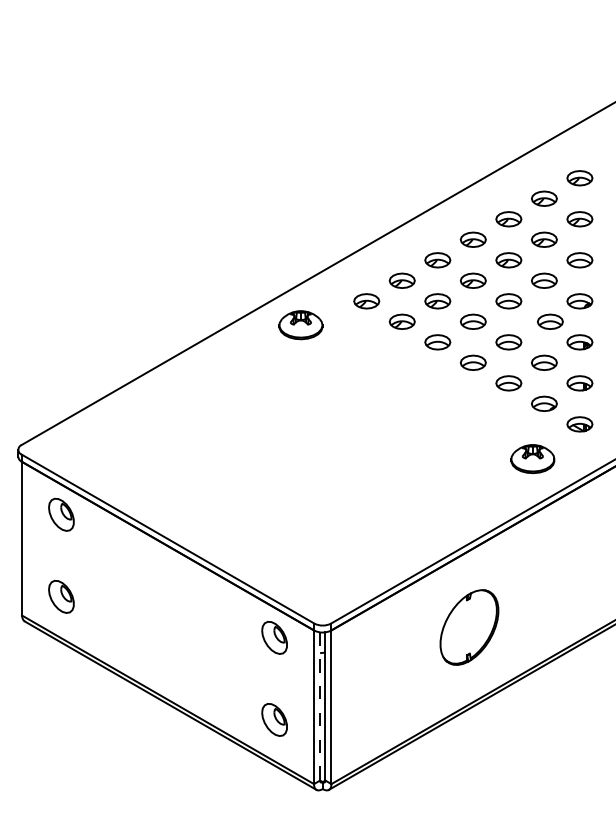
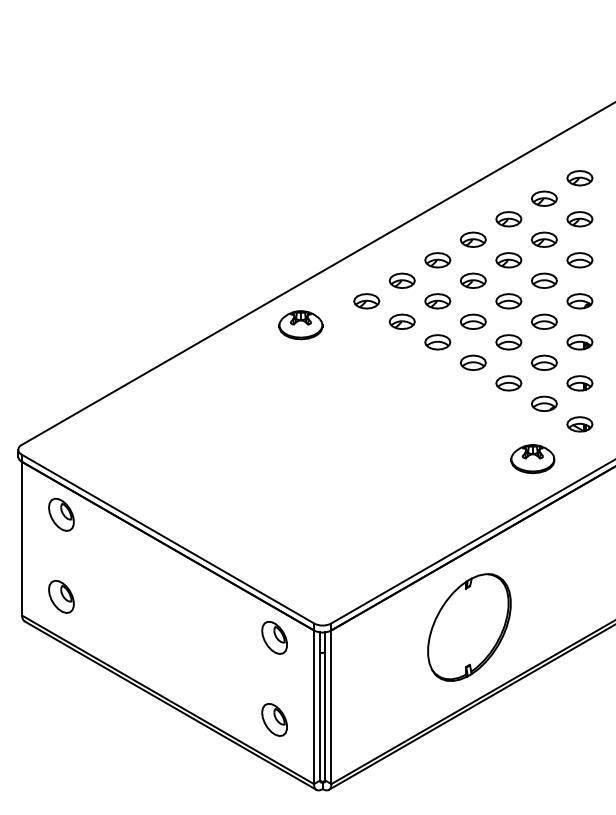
part position: (550, 321) -> (544, 321) (544, 321)
part size: 61x77 px -> 85x109 px (469, 627)
line: dashed -> solid (320, 706)
